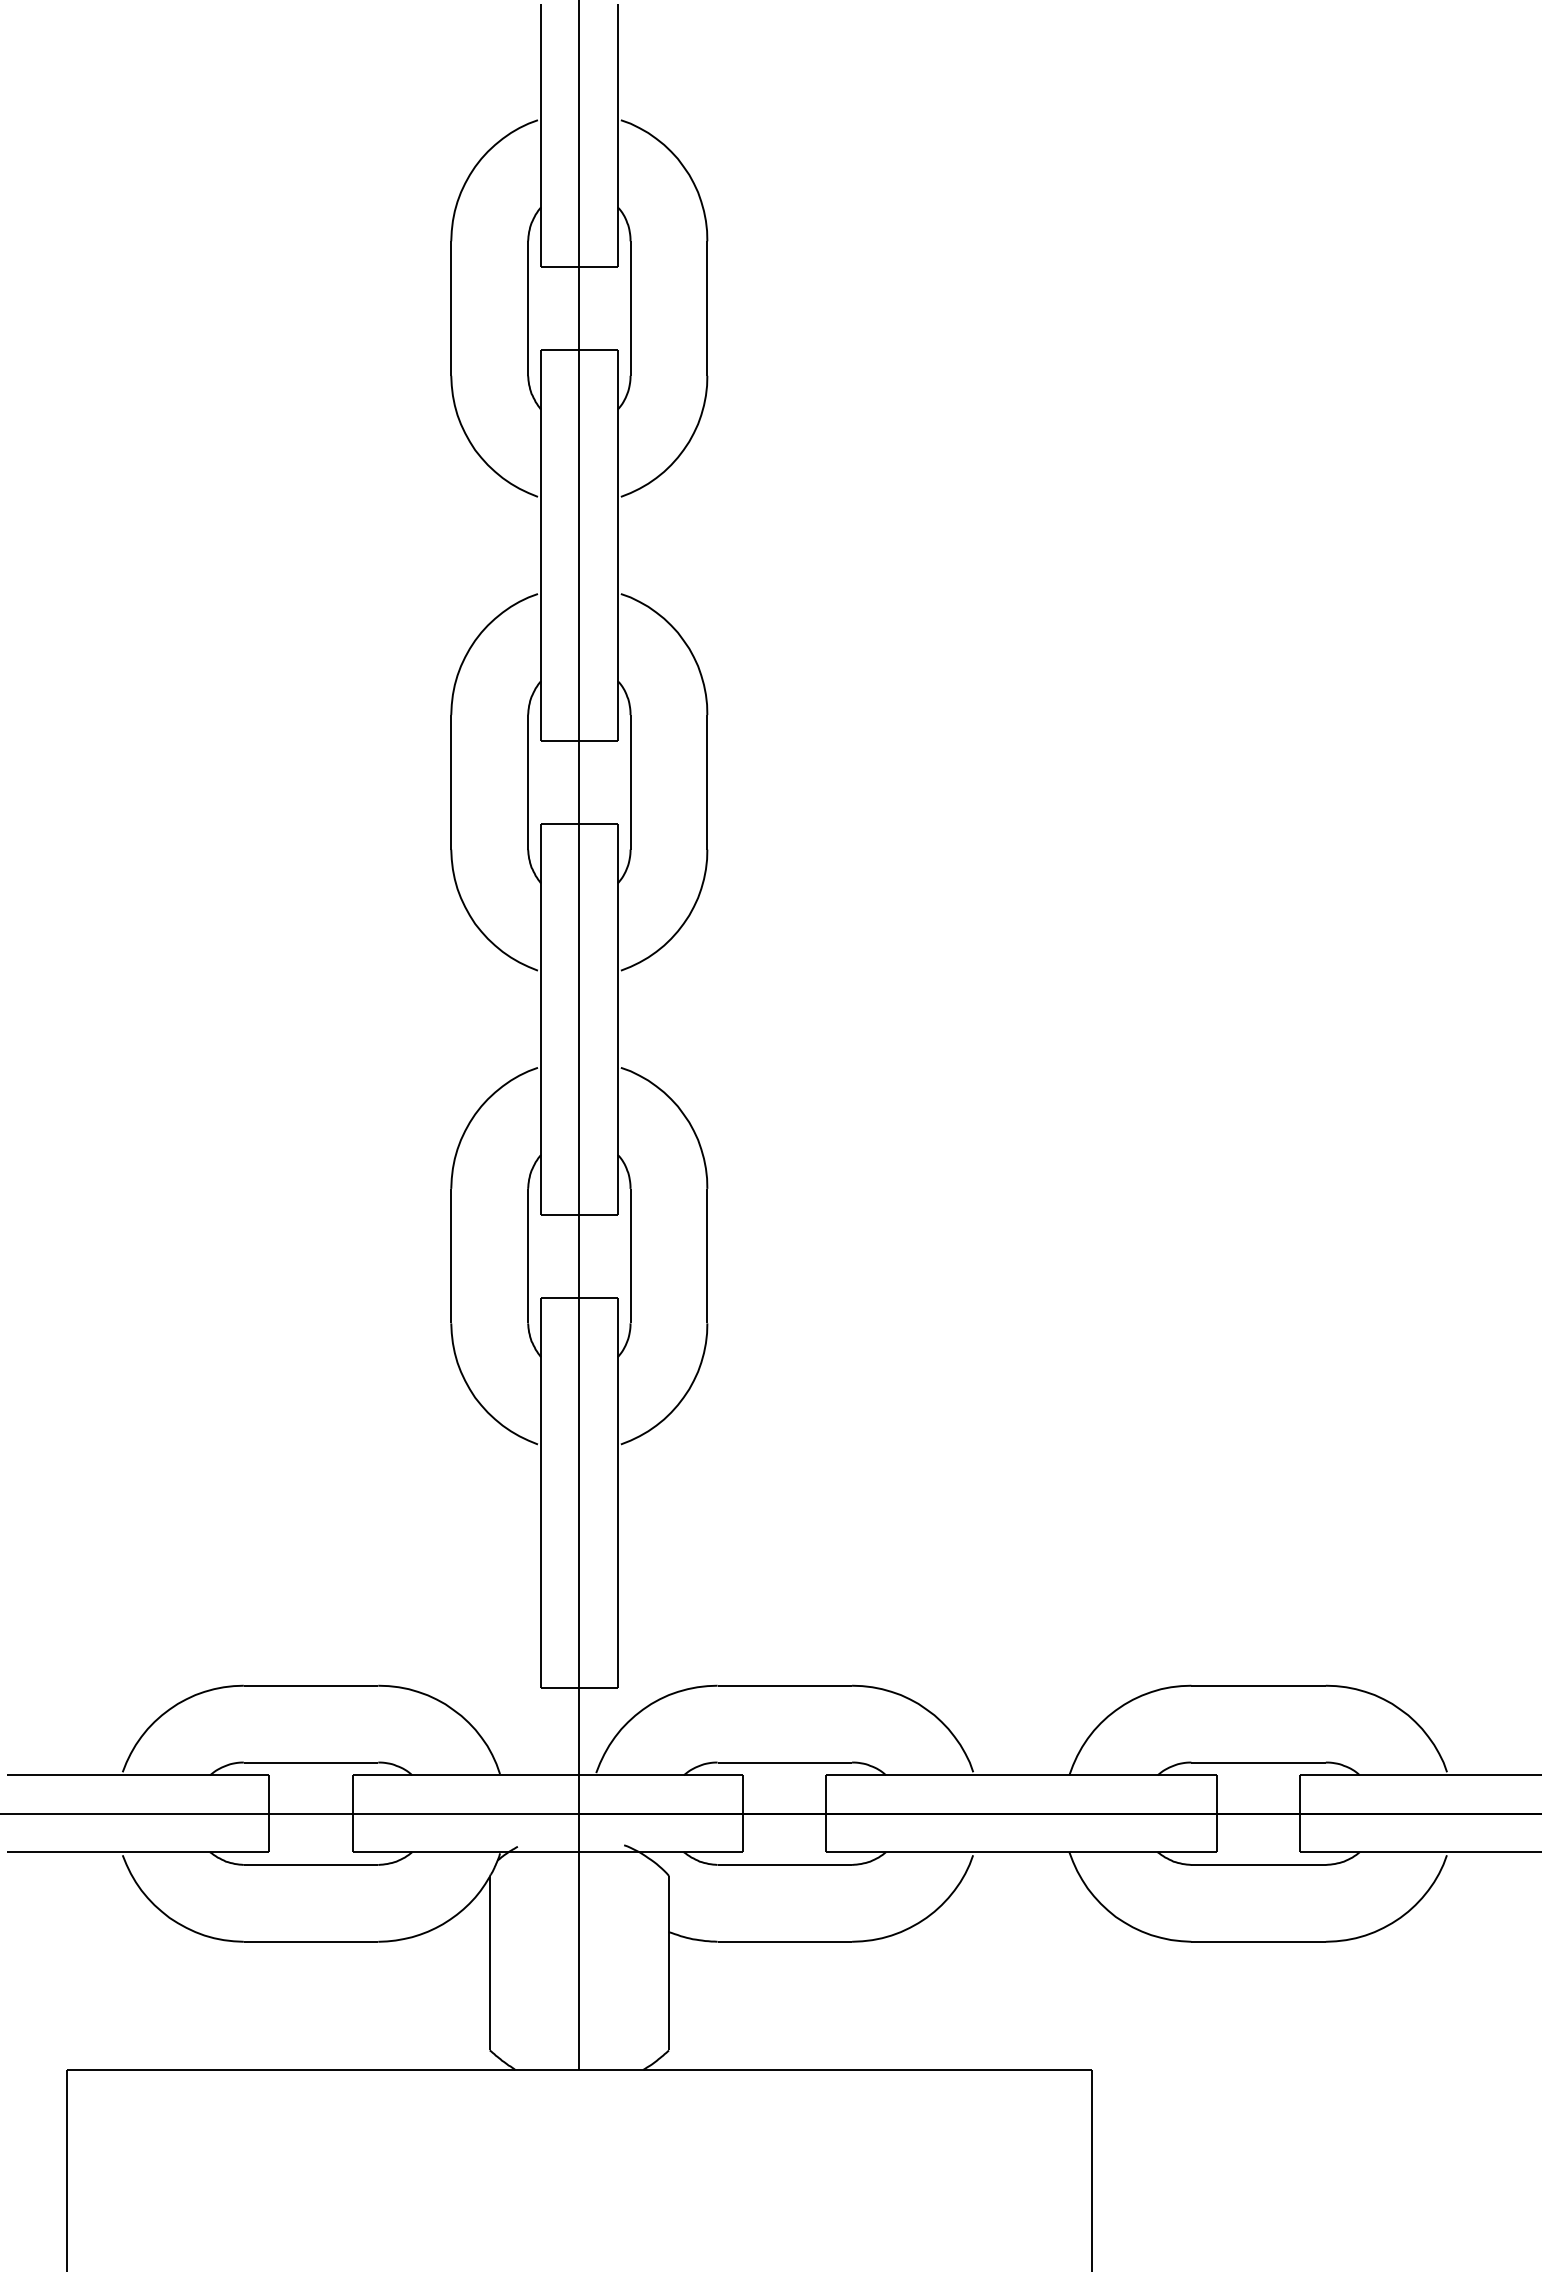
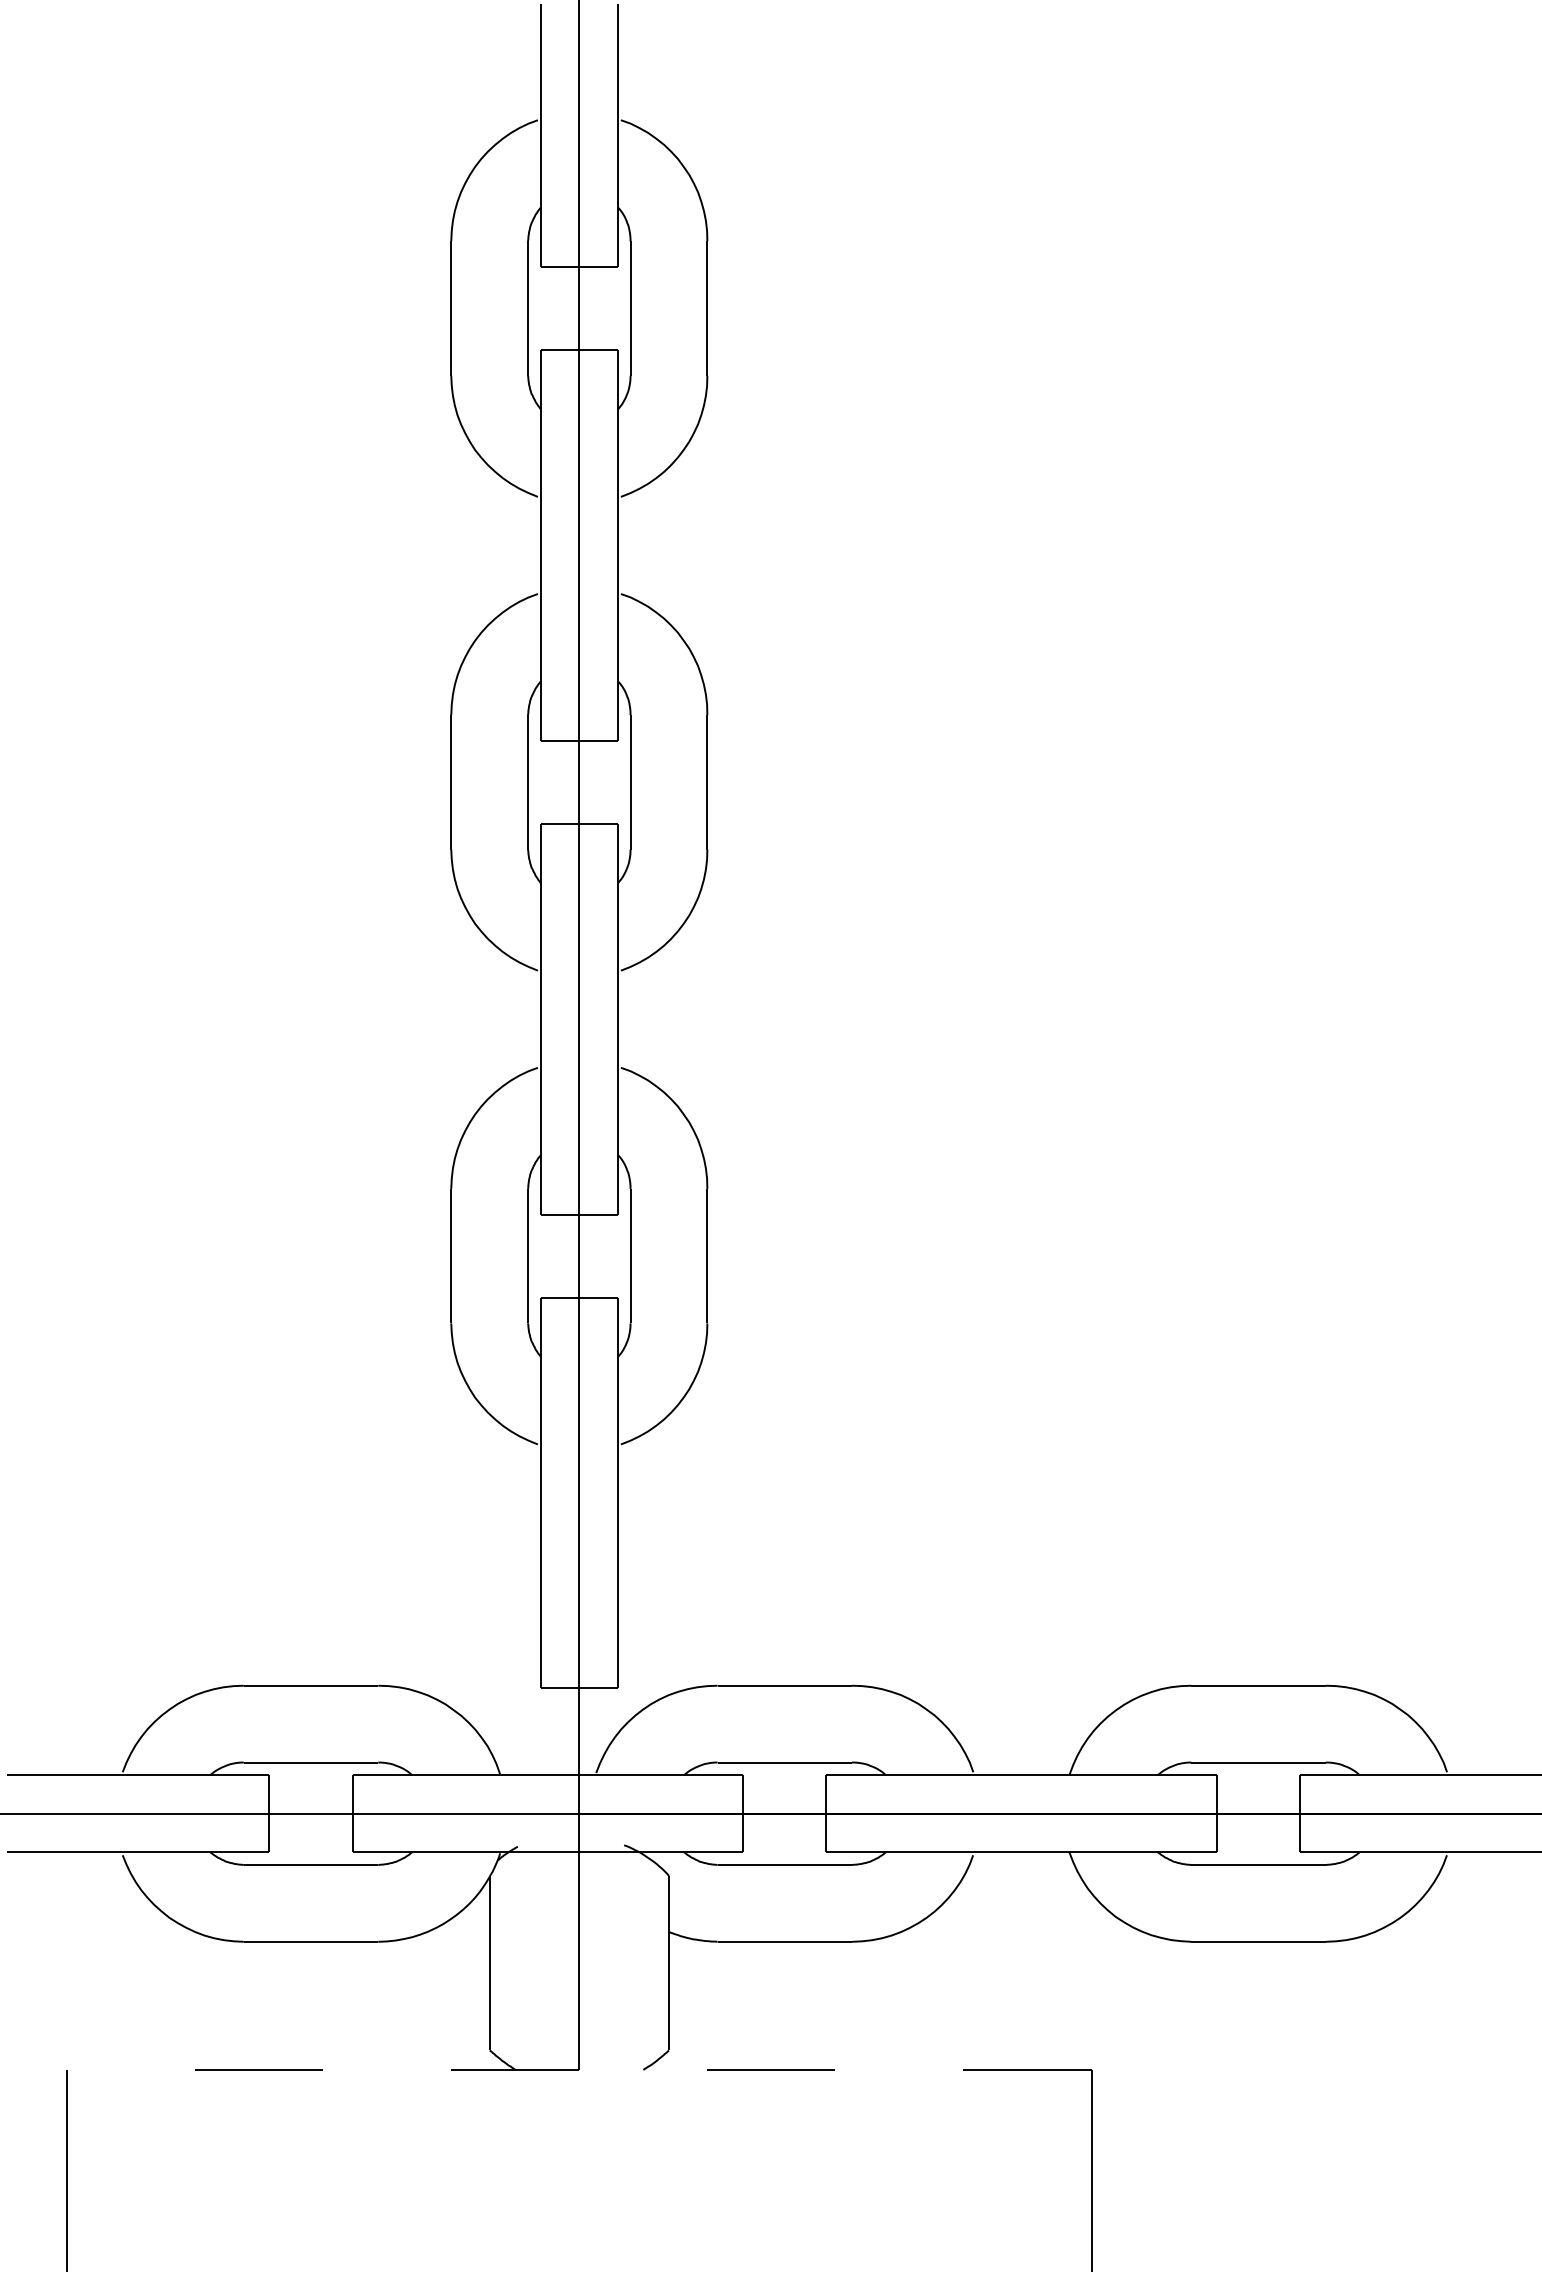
line: solid -> dashed (578, 2069)
